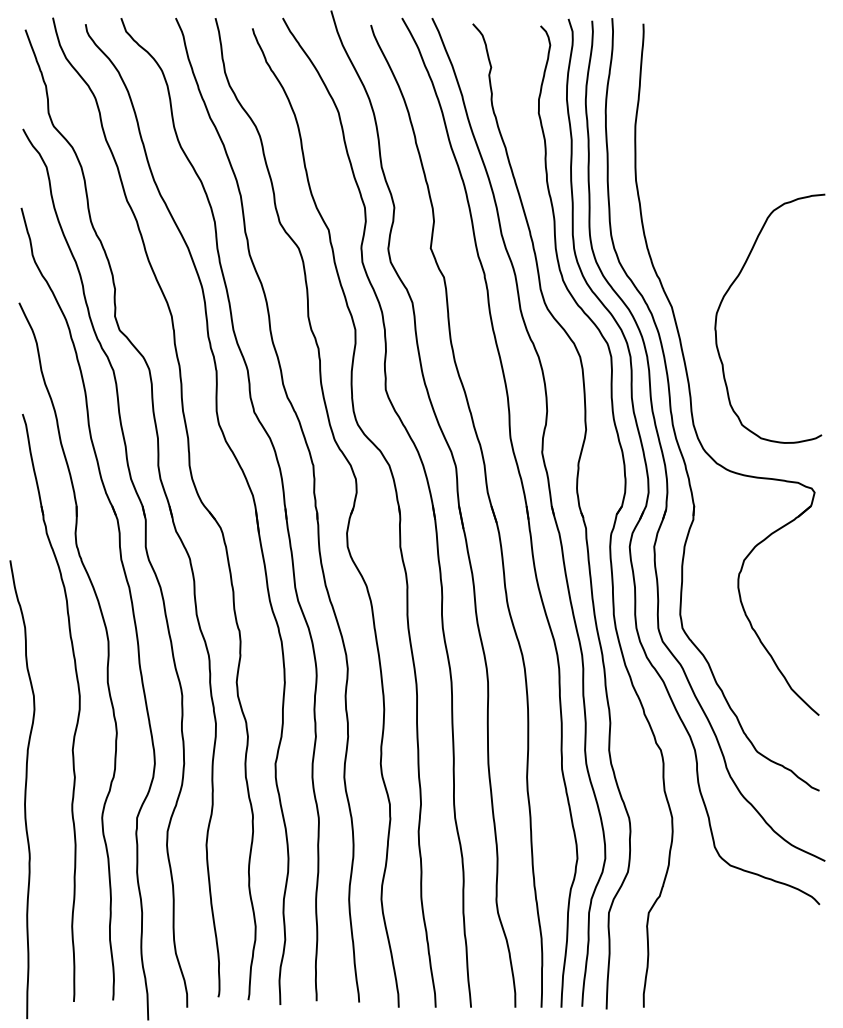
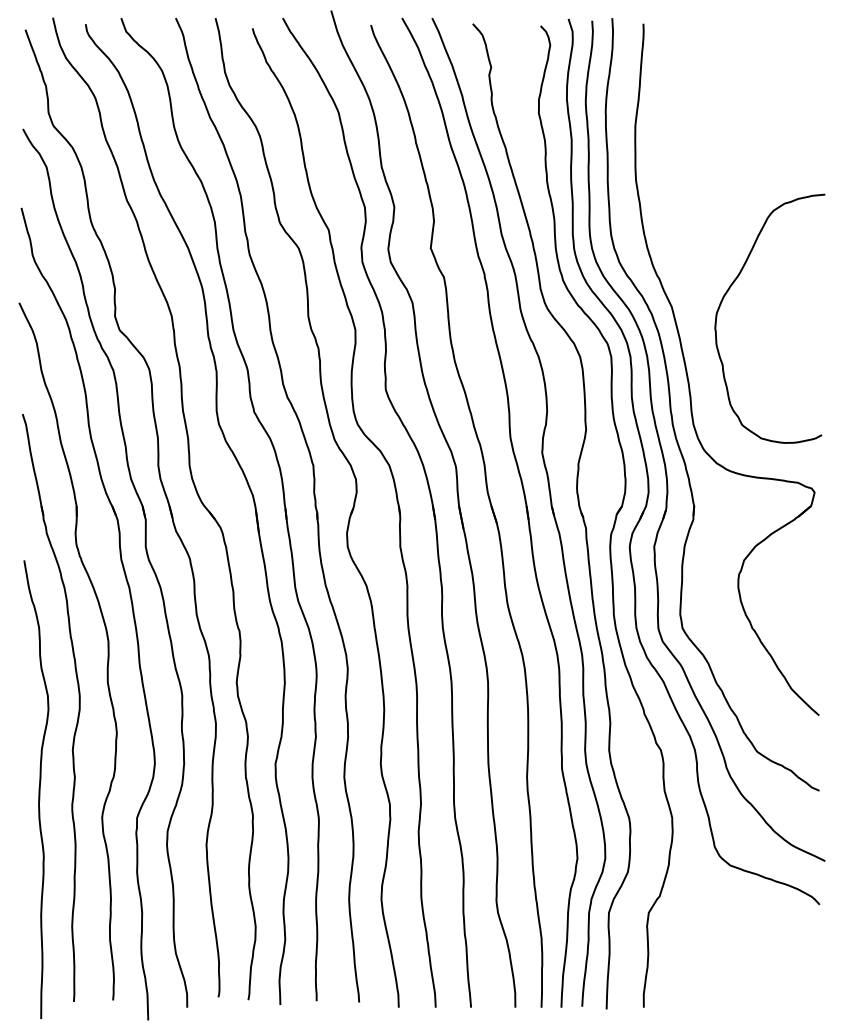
curve position: (24, 789) -> (38, 789) (38, 789)
